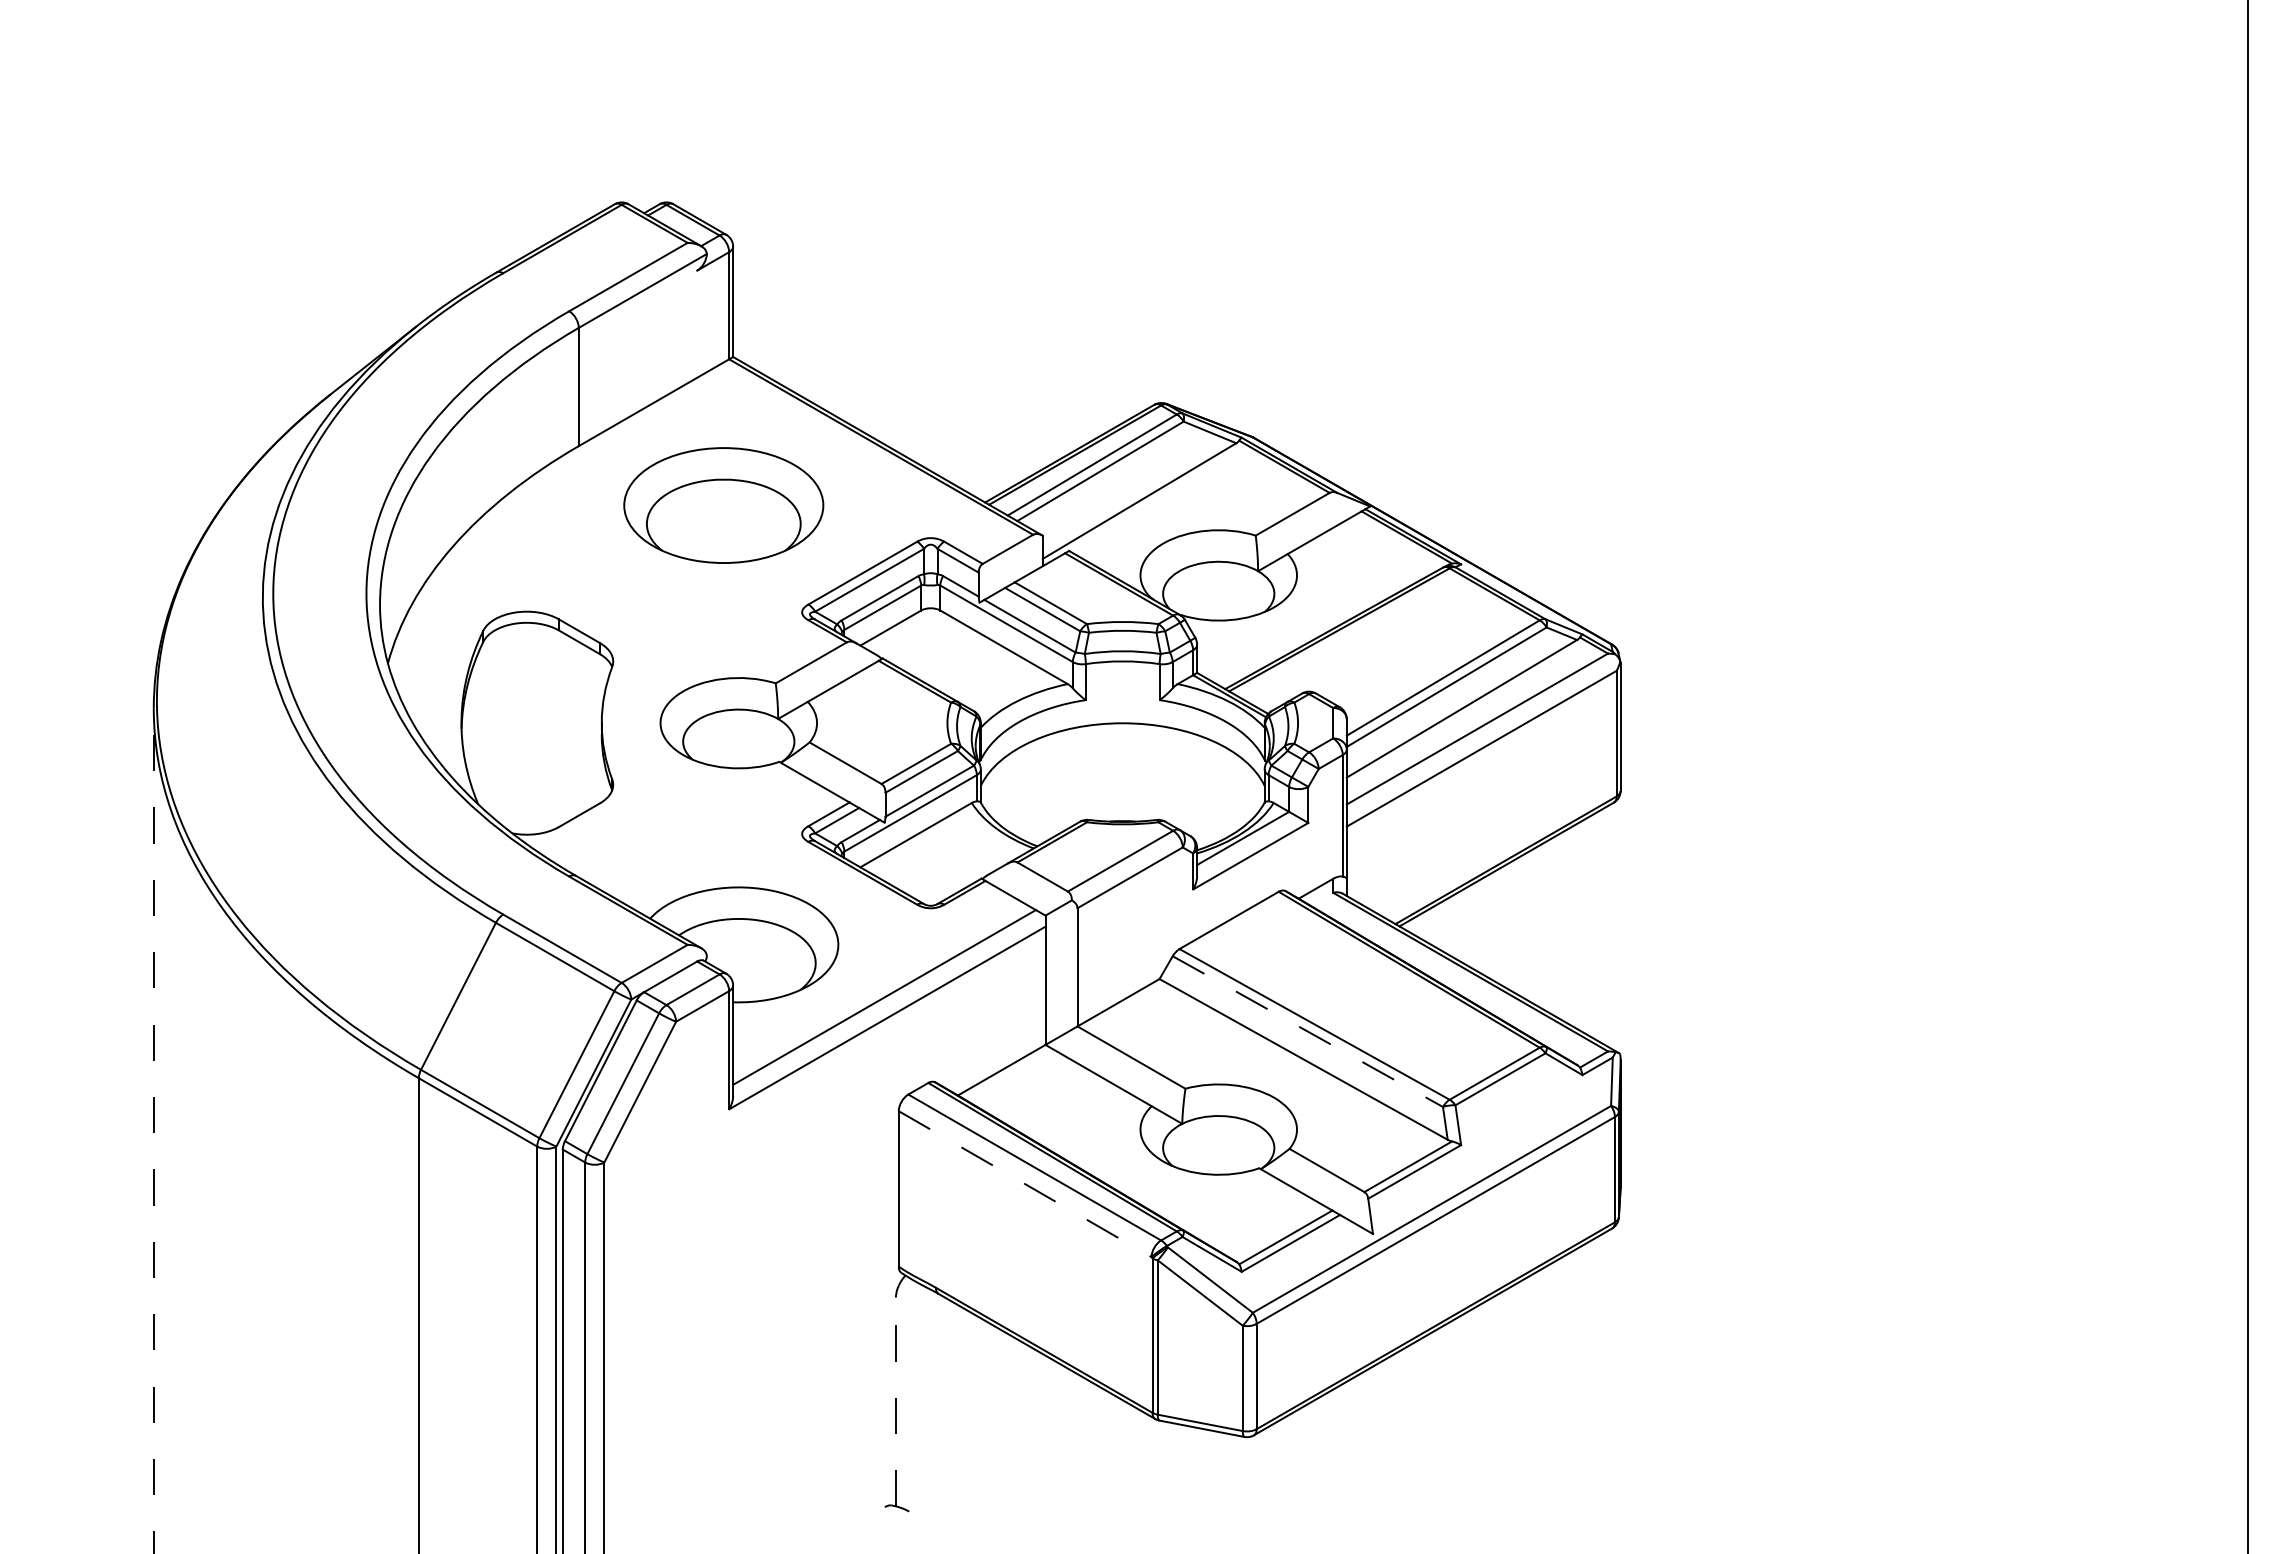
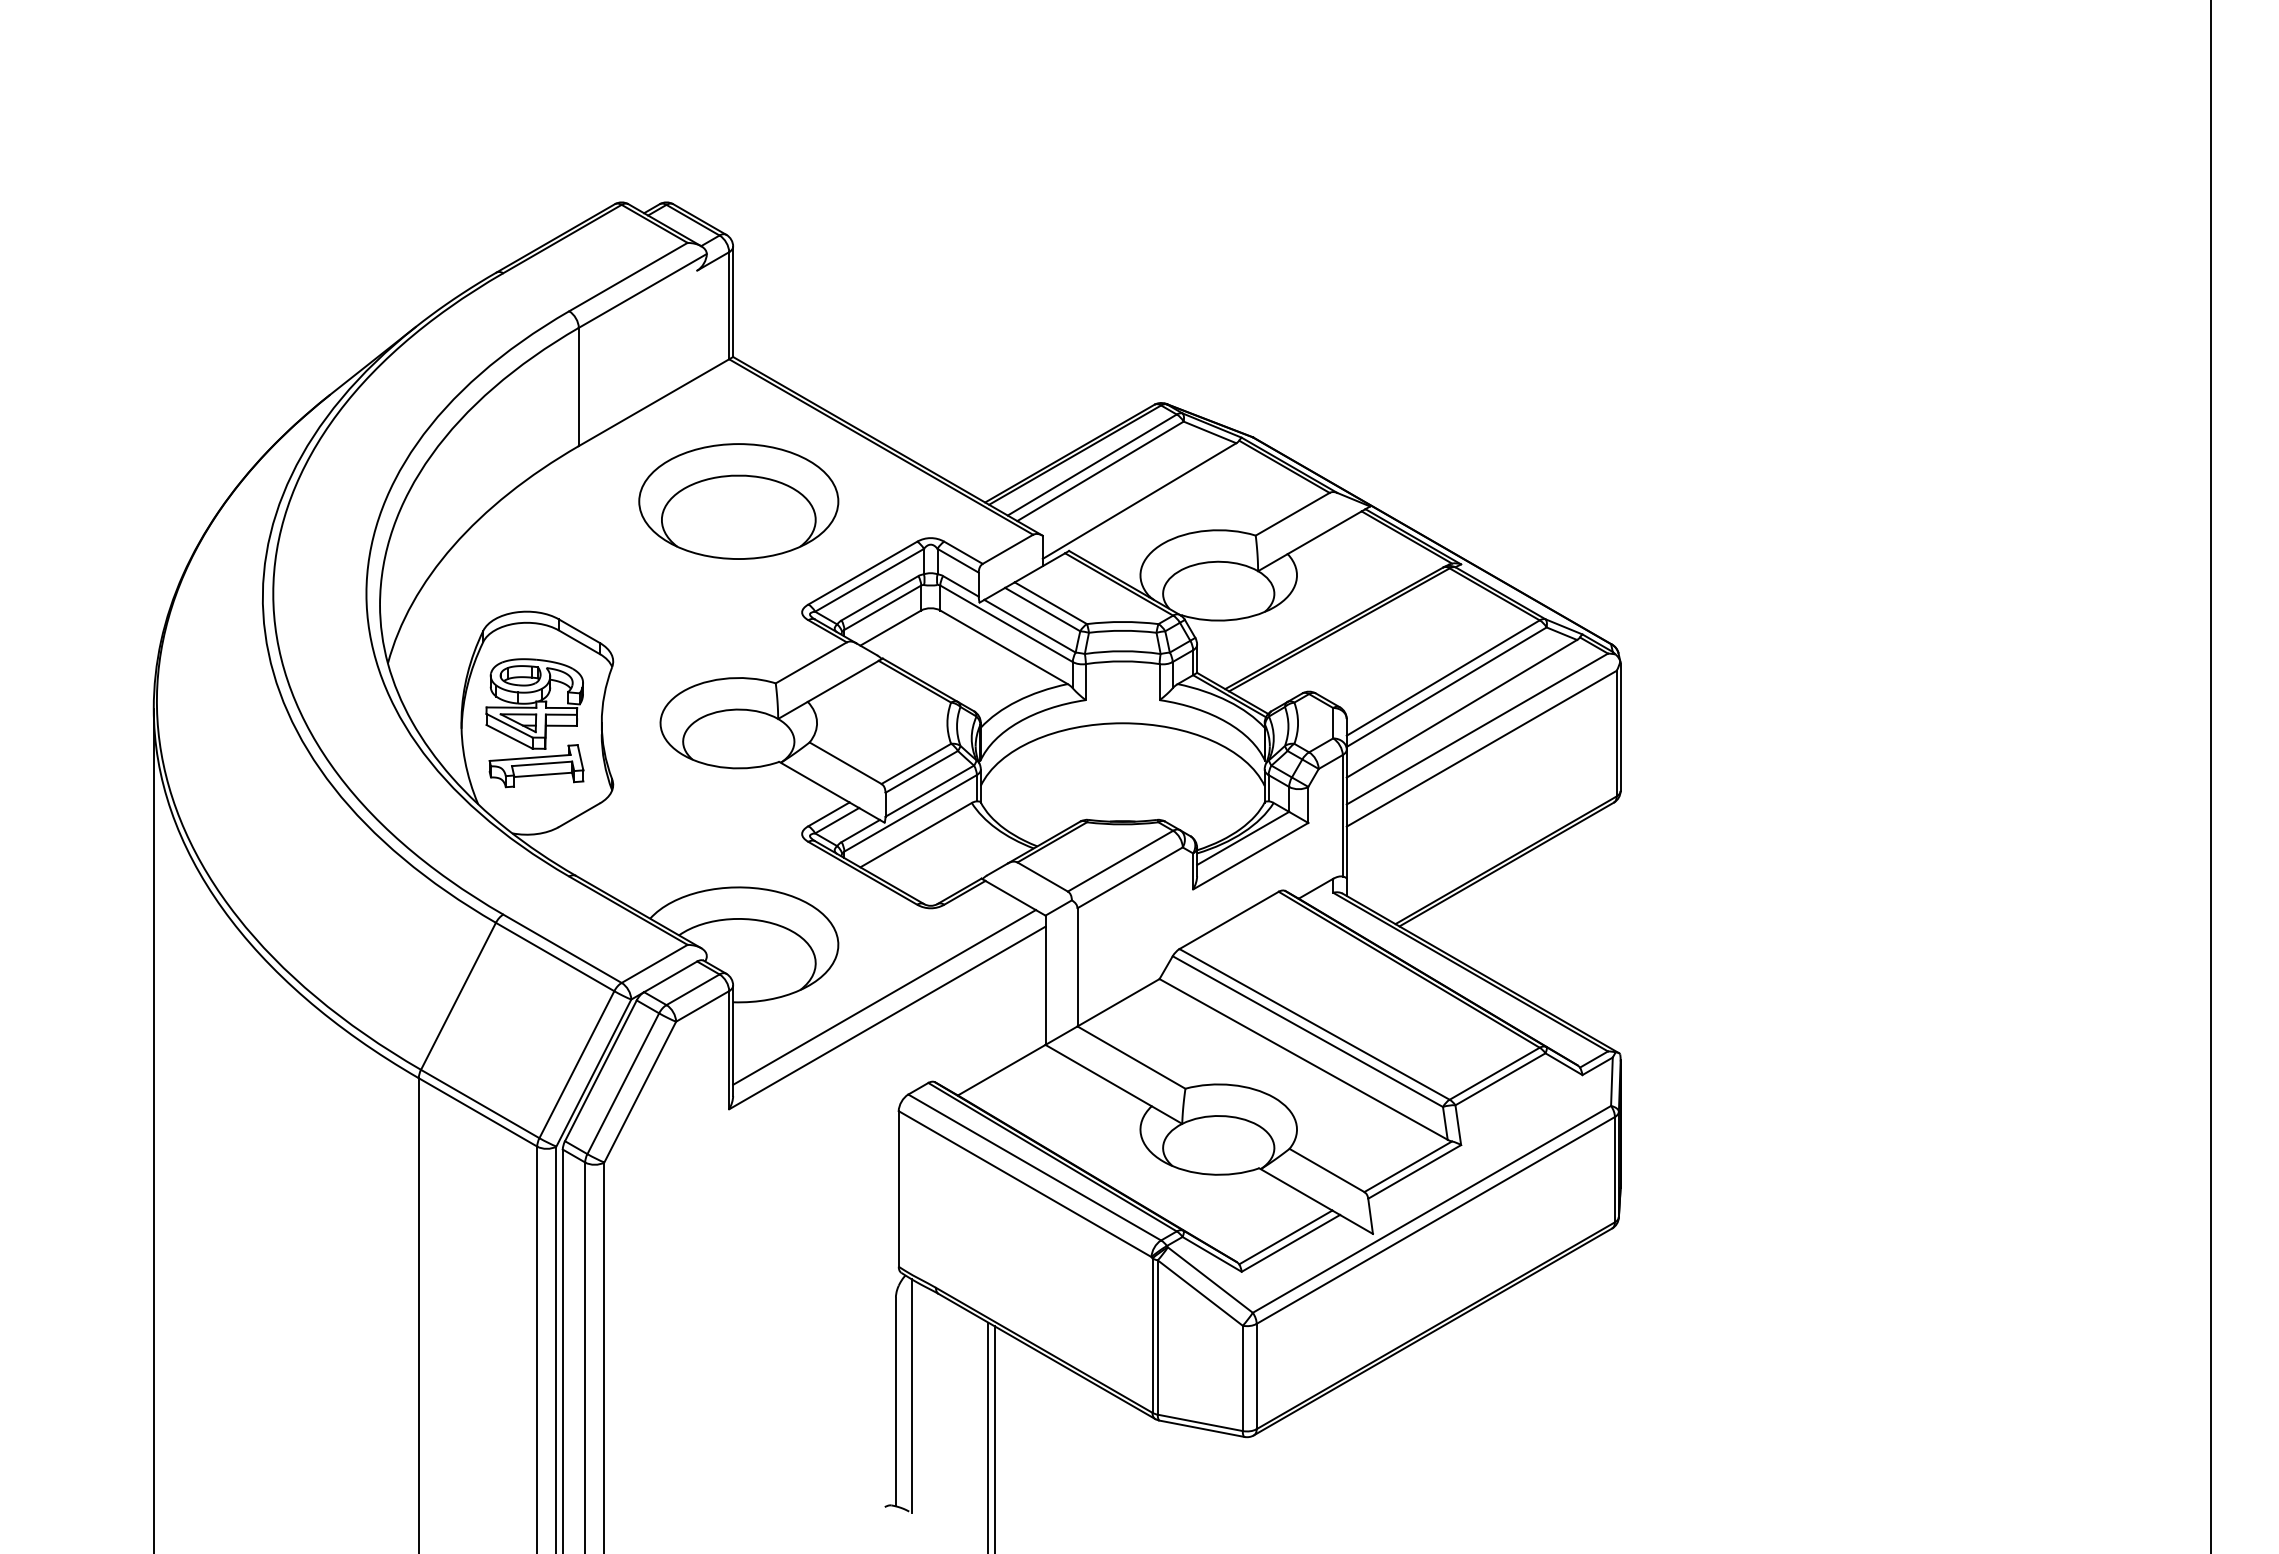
part position: (723, 505) -> (738, 501) (738, 501)
part: none -> present (534, 723)
line position: (2247, 776) -> (2210, 776) (2210, 776)
line: dashed -> solid (1307, 1031)
line: dashed -> solid (153, 1130)
line: dashed -> solid (1025, 1184)
line: none -> present (912, 1396)
line: dashed -> solid (895, 1401)
line: none -> present (988, 1436)
line: none -> present (994, 1438)
